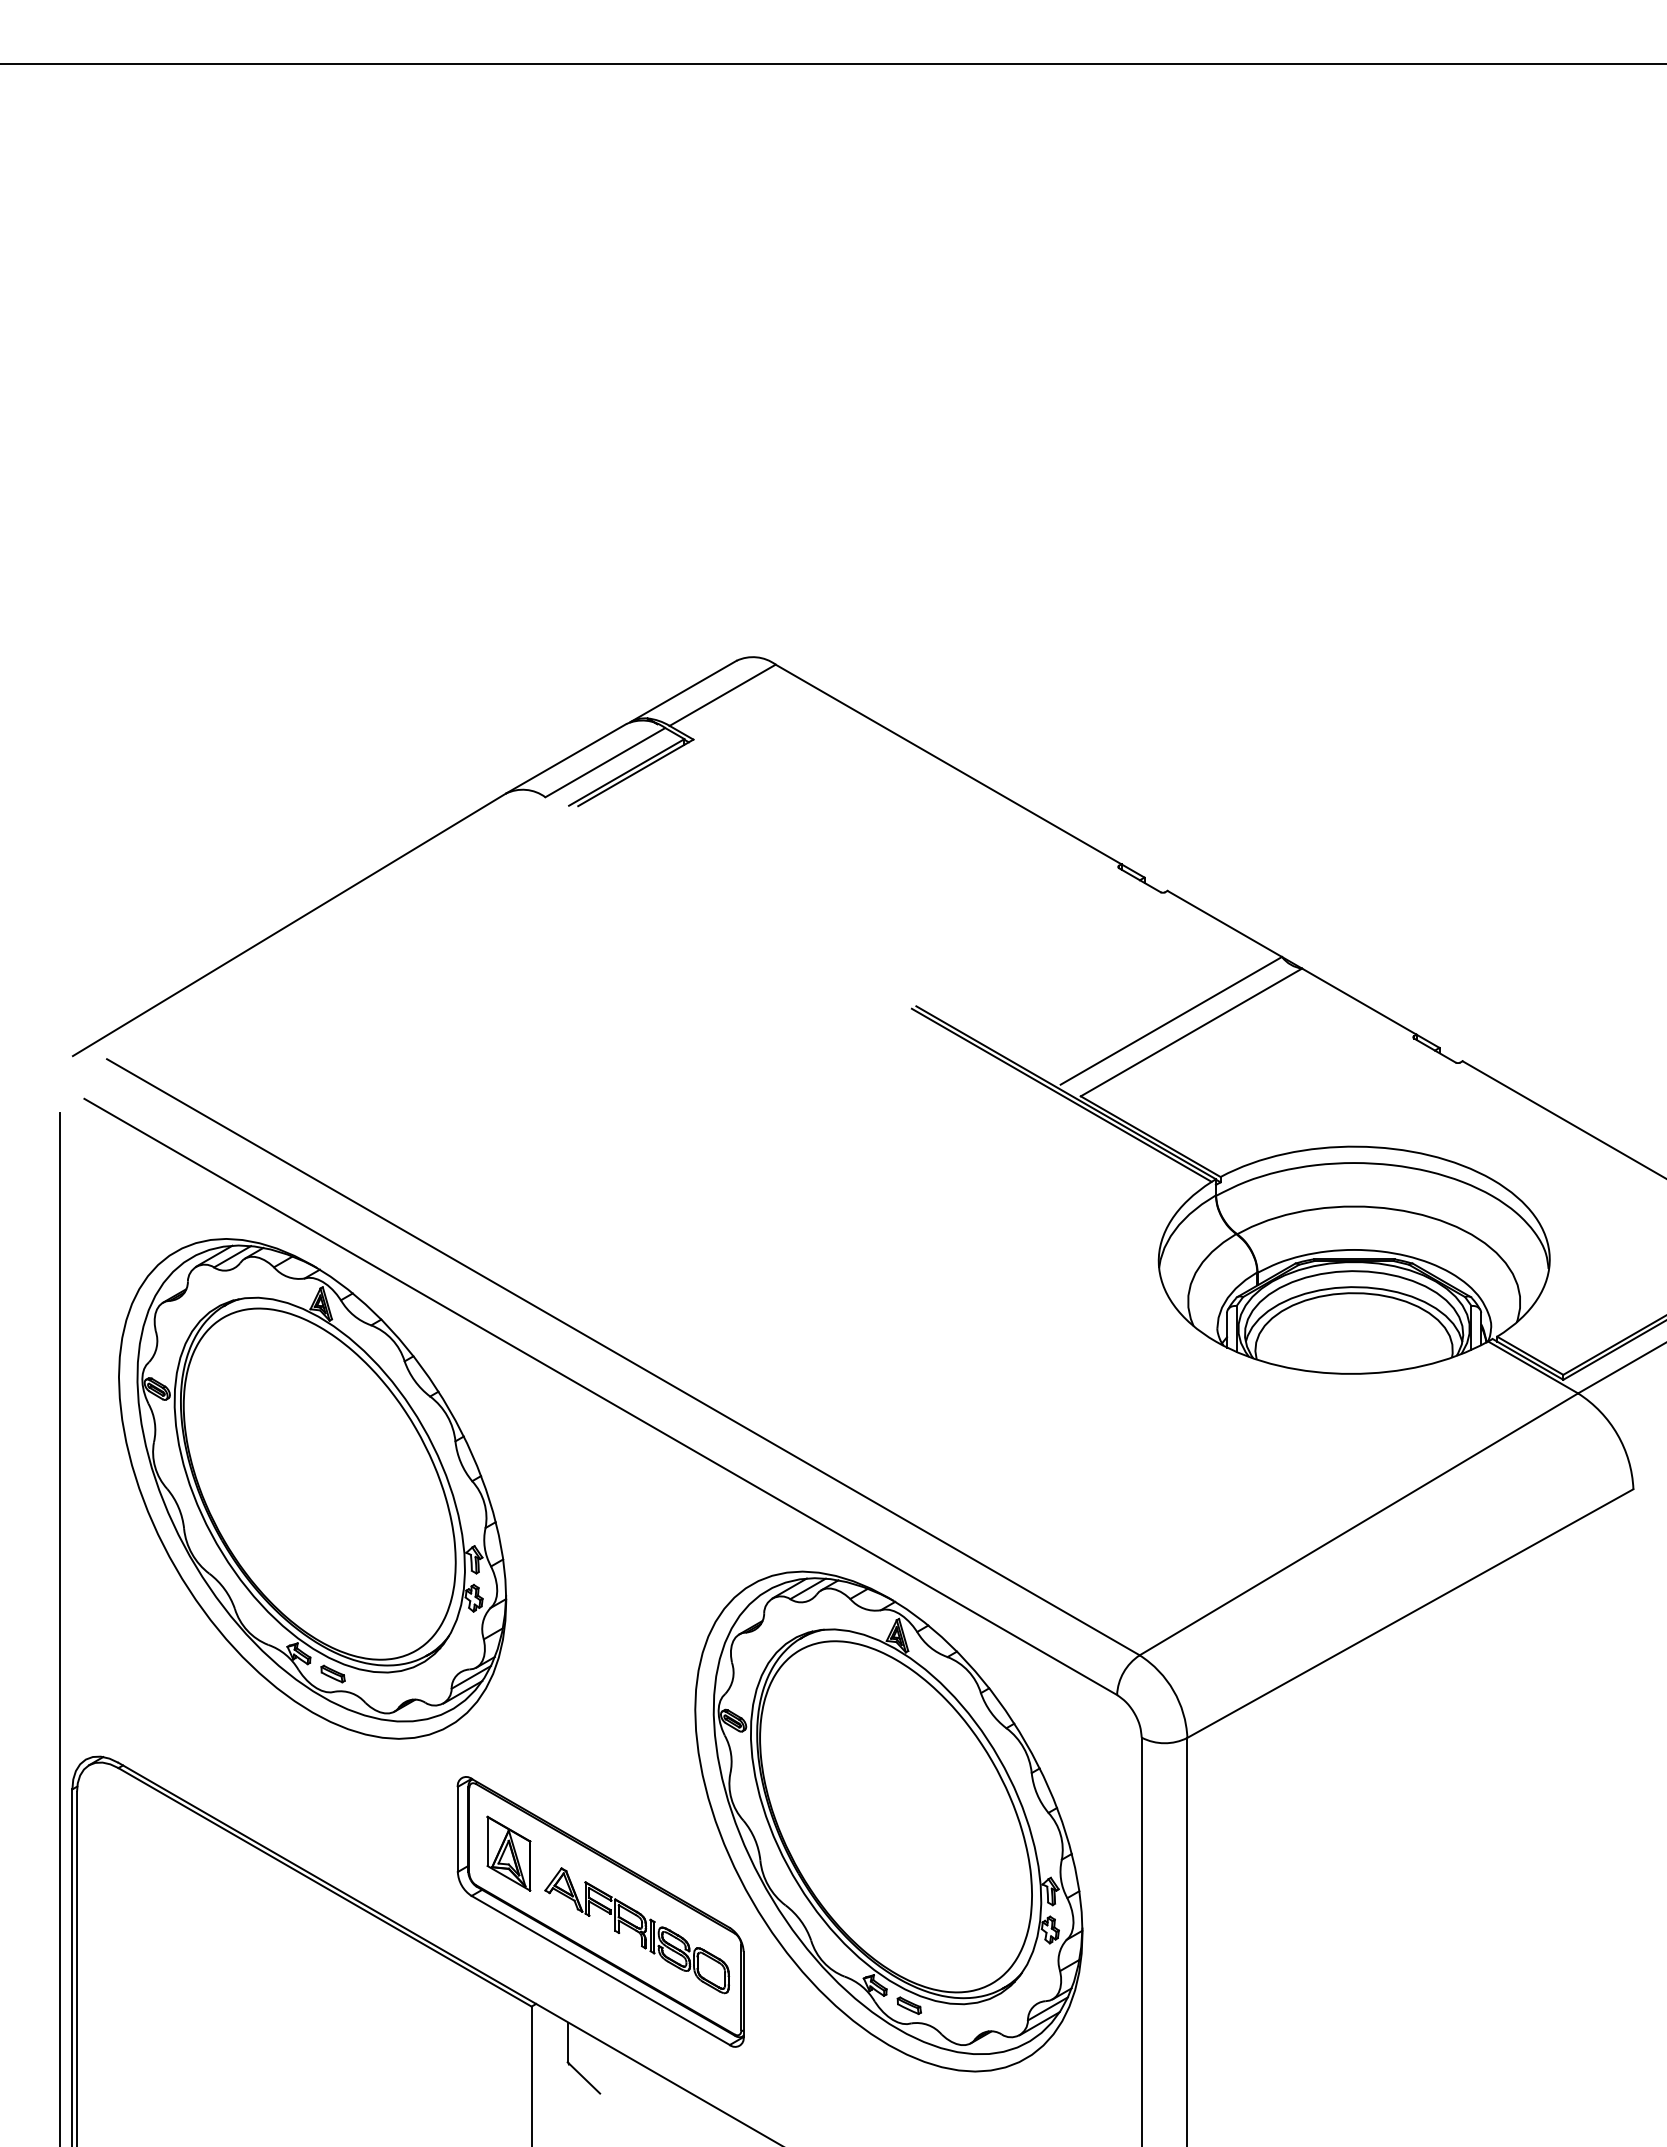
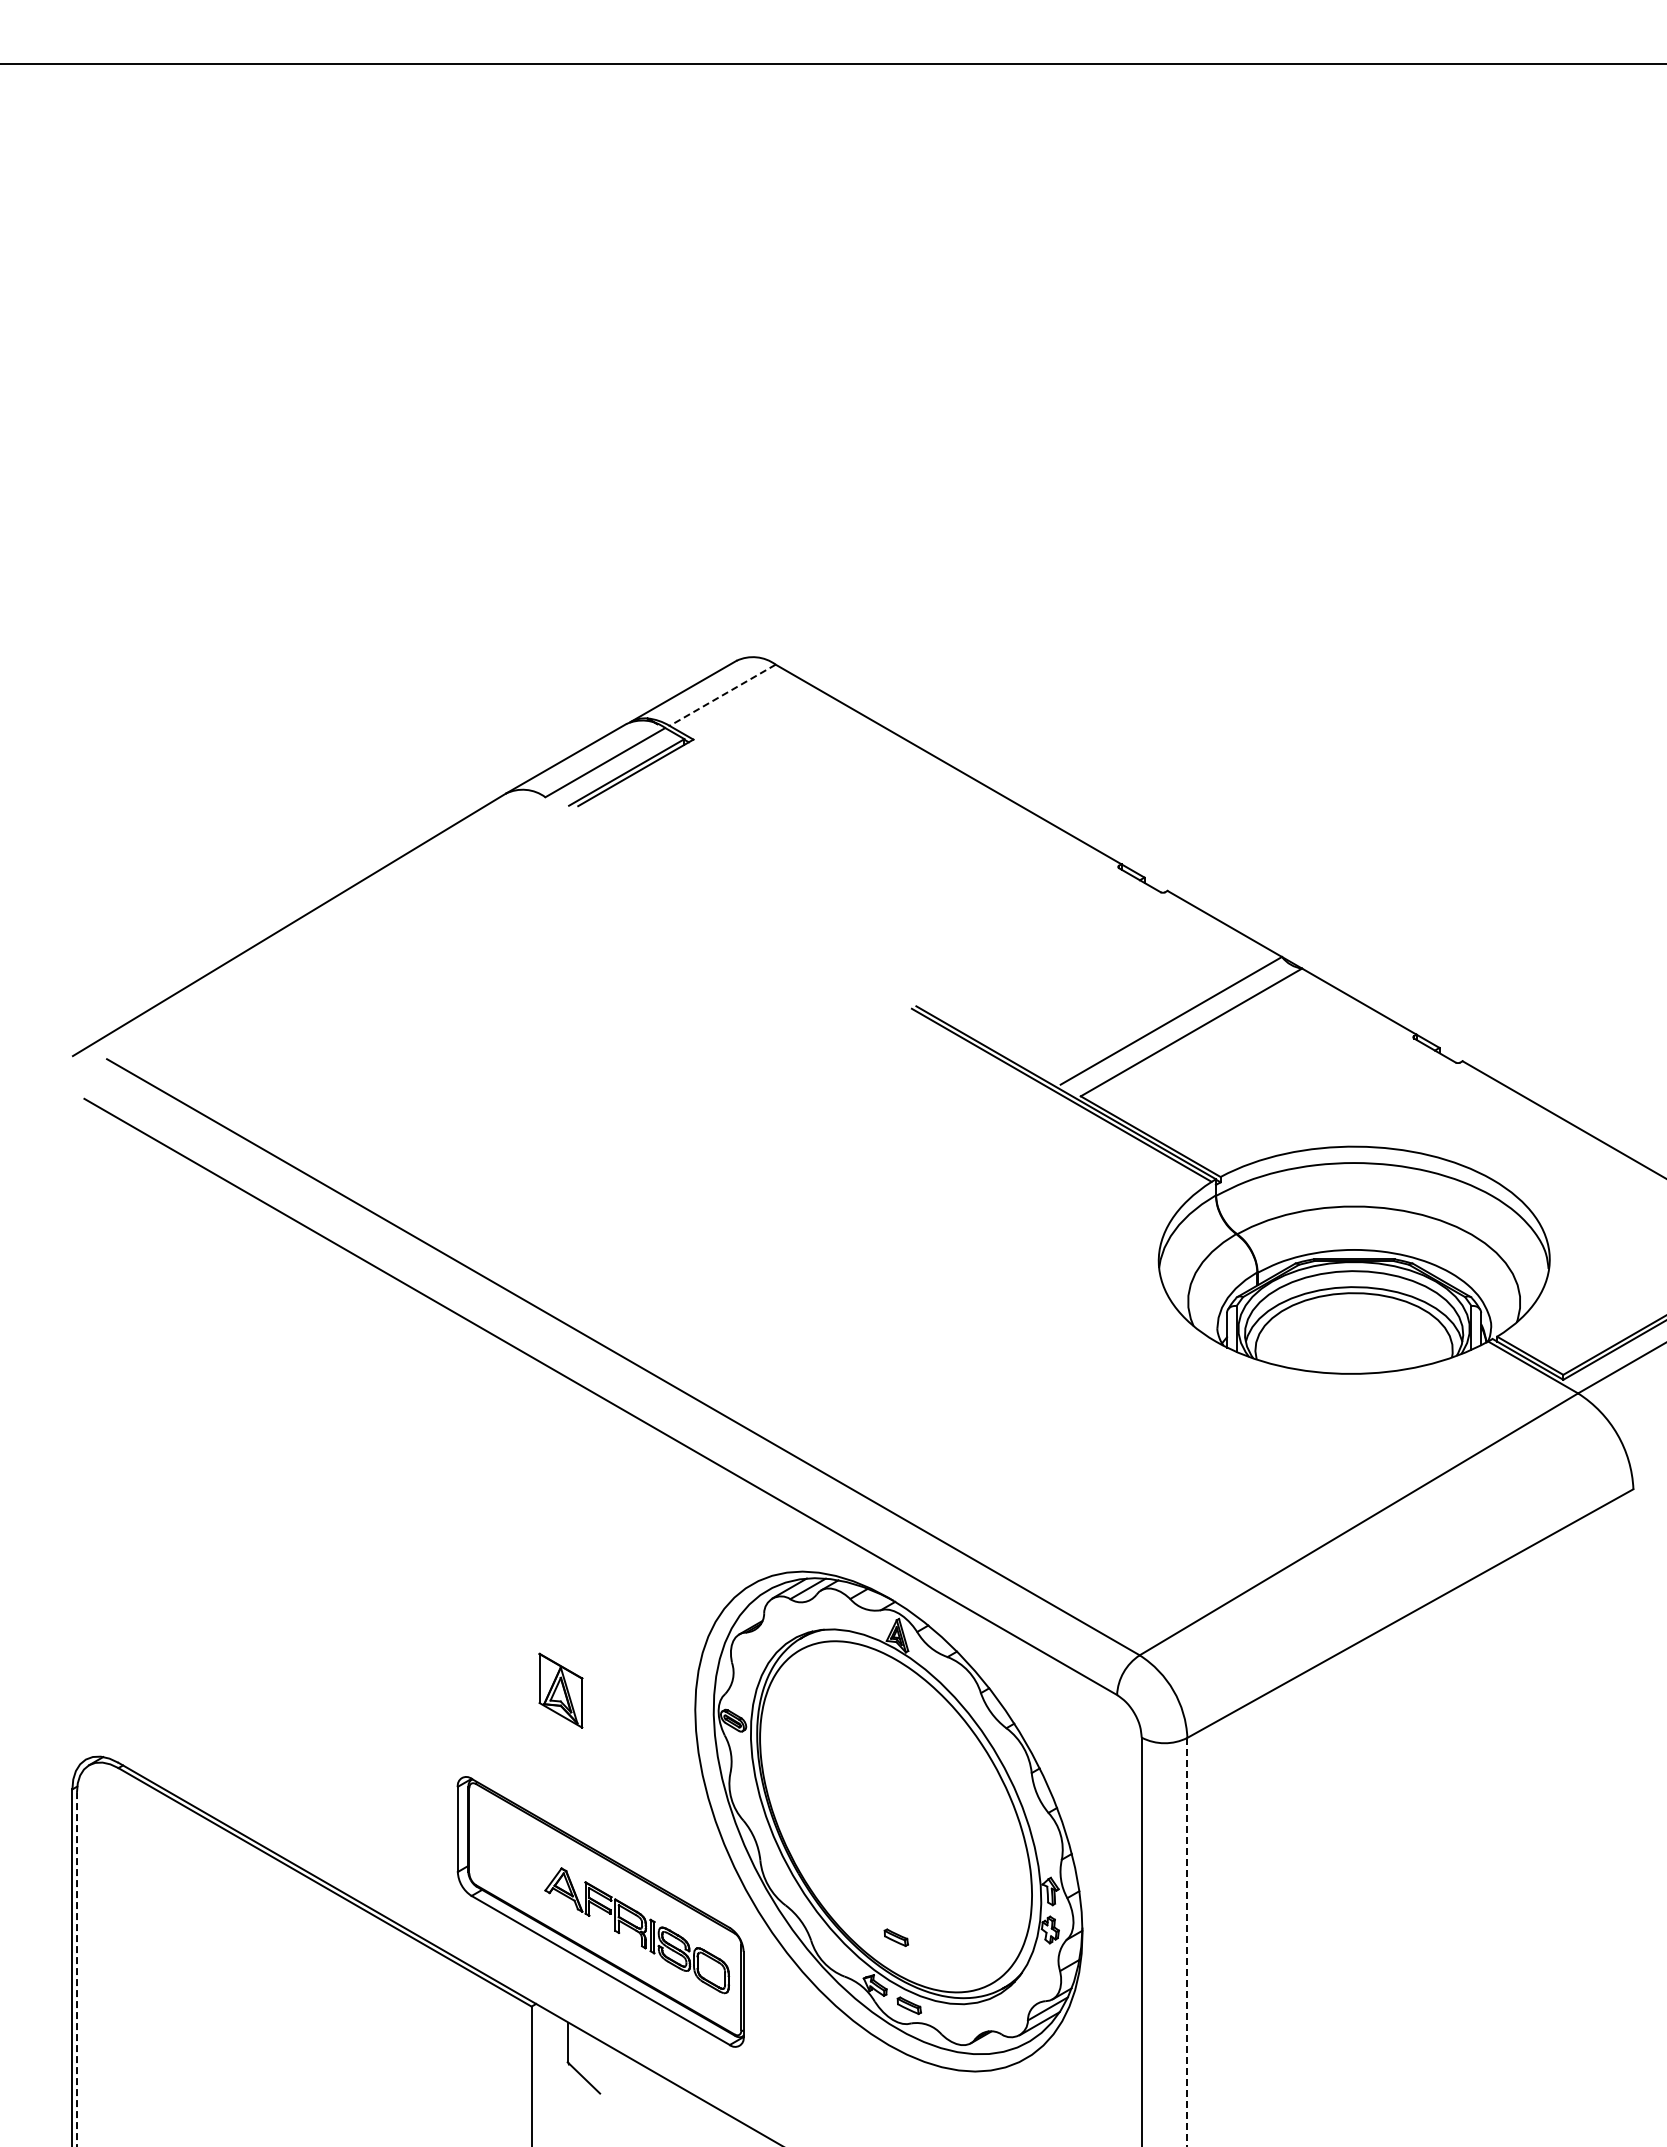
line: solid -> dashed (722, 695)
part: present -> none (312, 1488)
line: present -> none (59, 1628)
part position: (508, 1853) -> (560, 1690) (560, 1690)
part: none -> present (895, 1937)
line: solid -> dashed (1187, 1942)
line: solid -> dashed (77, 1969)
